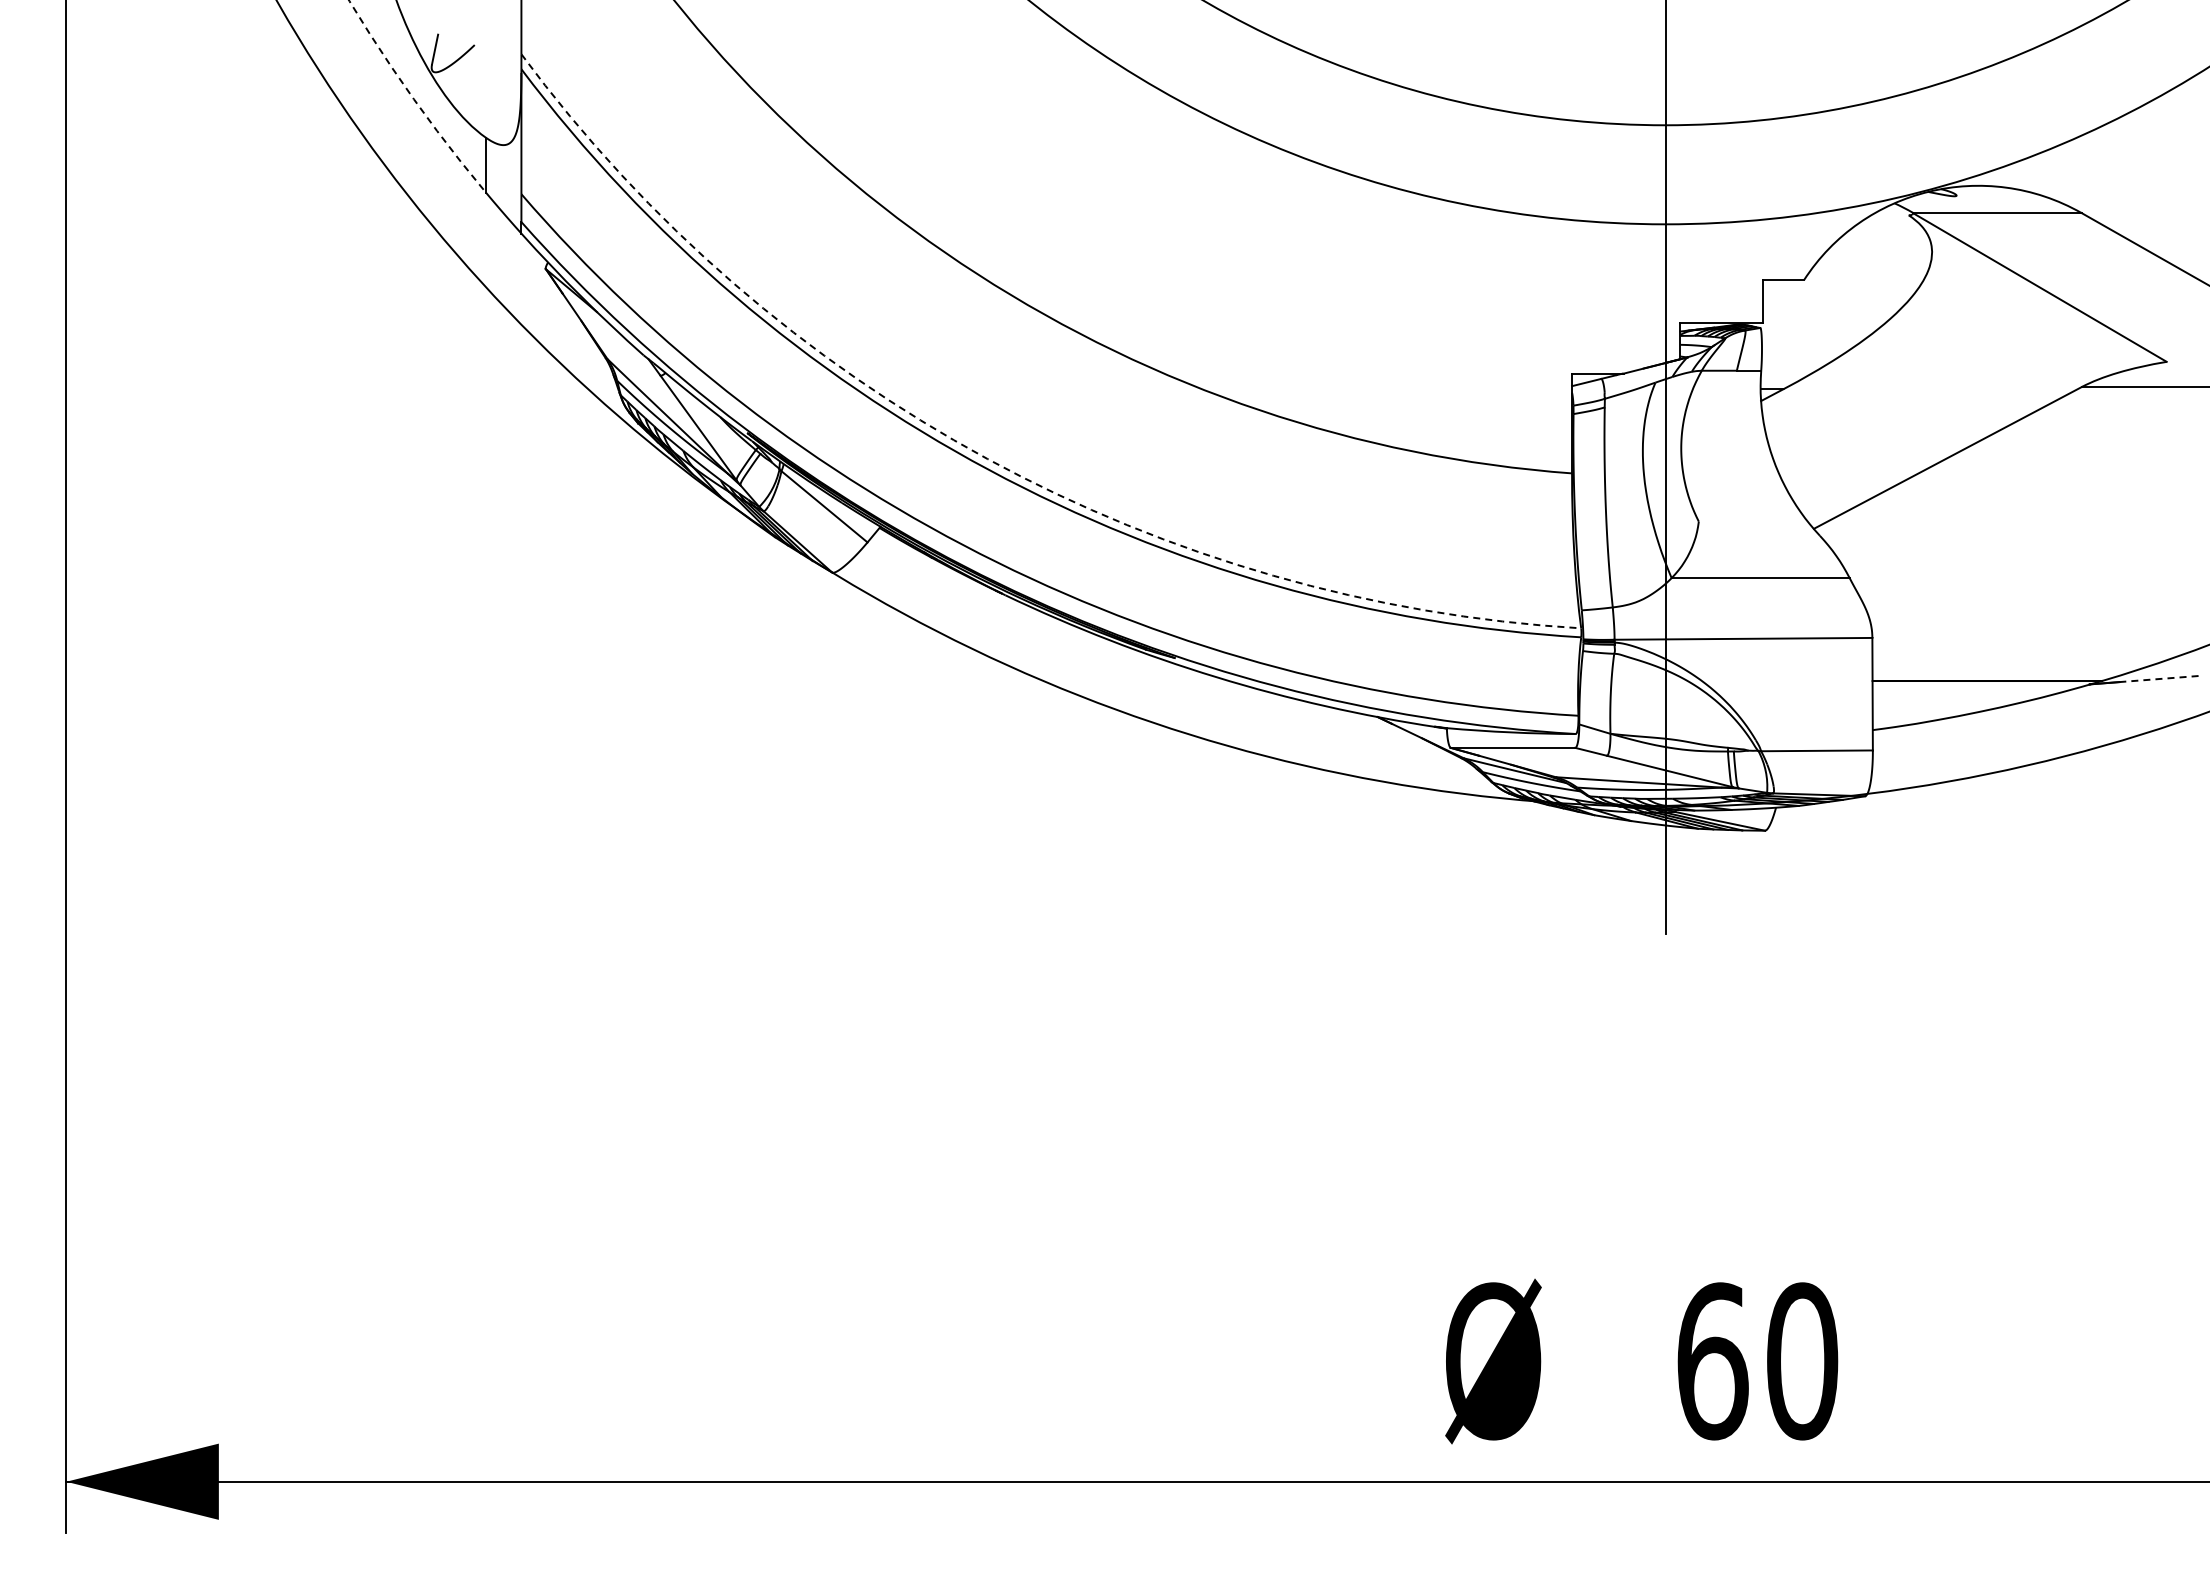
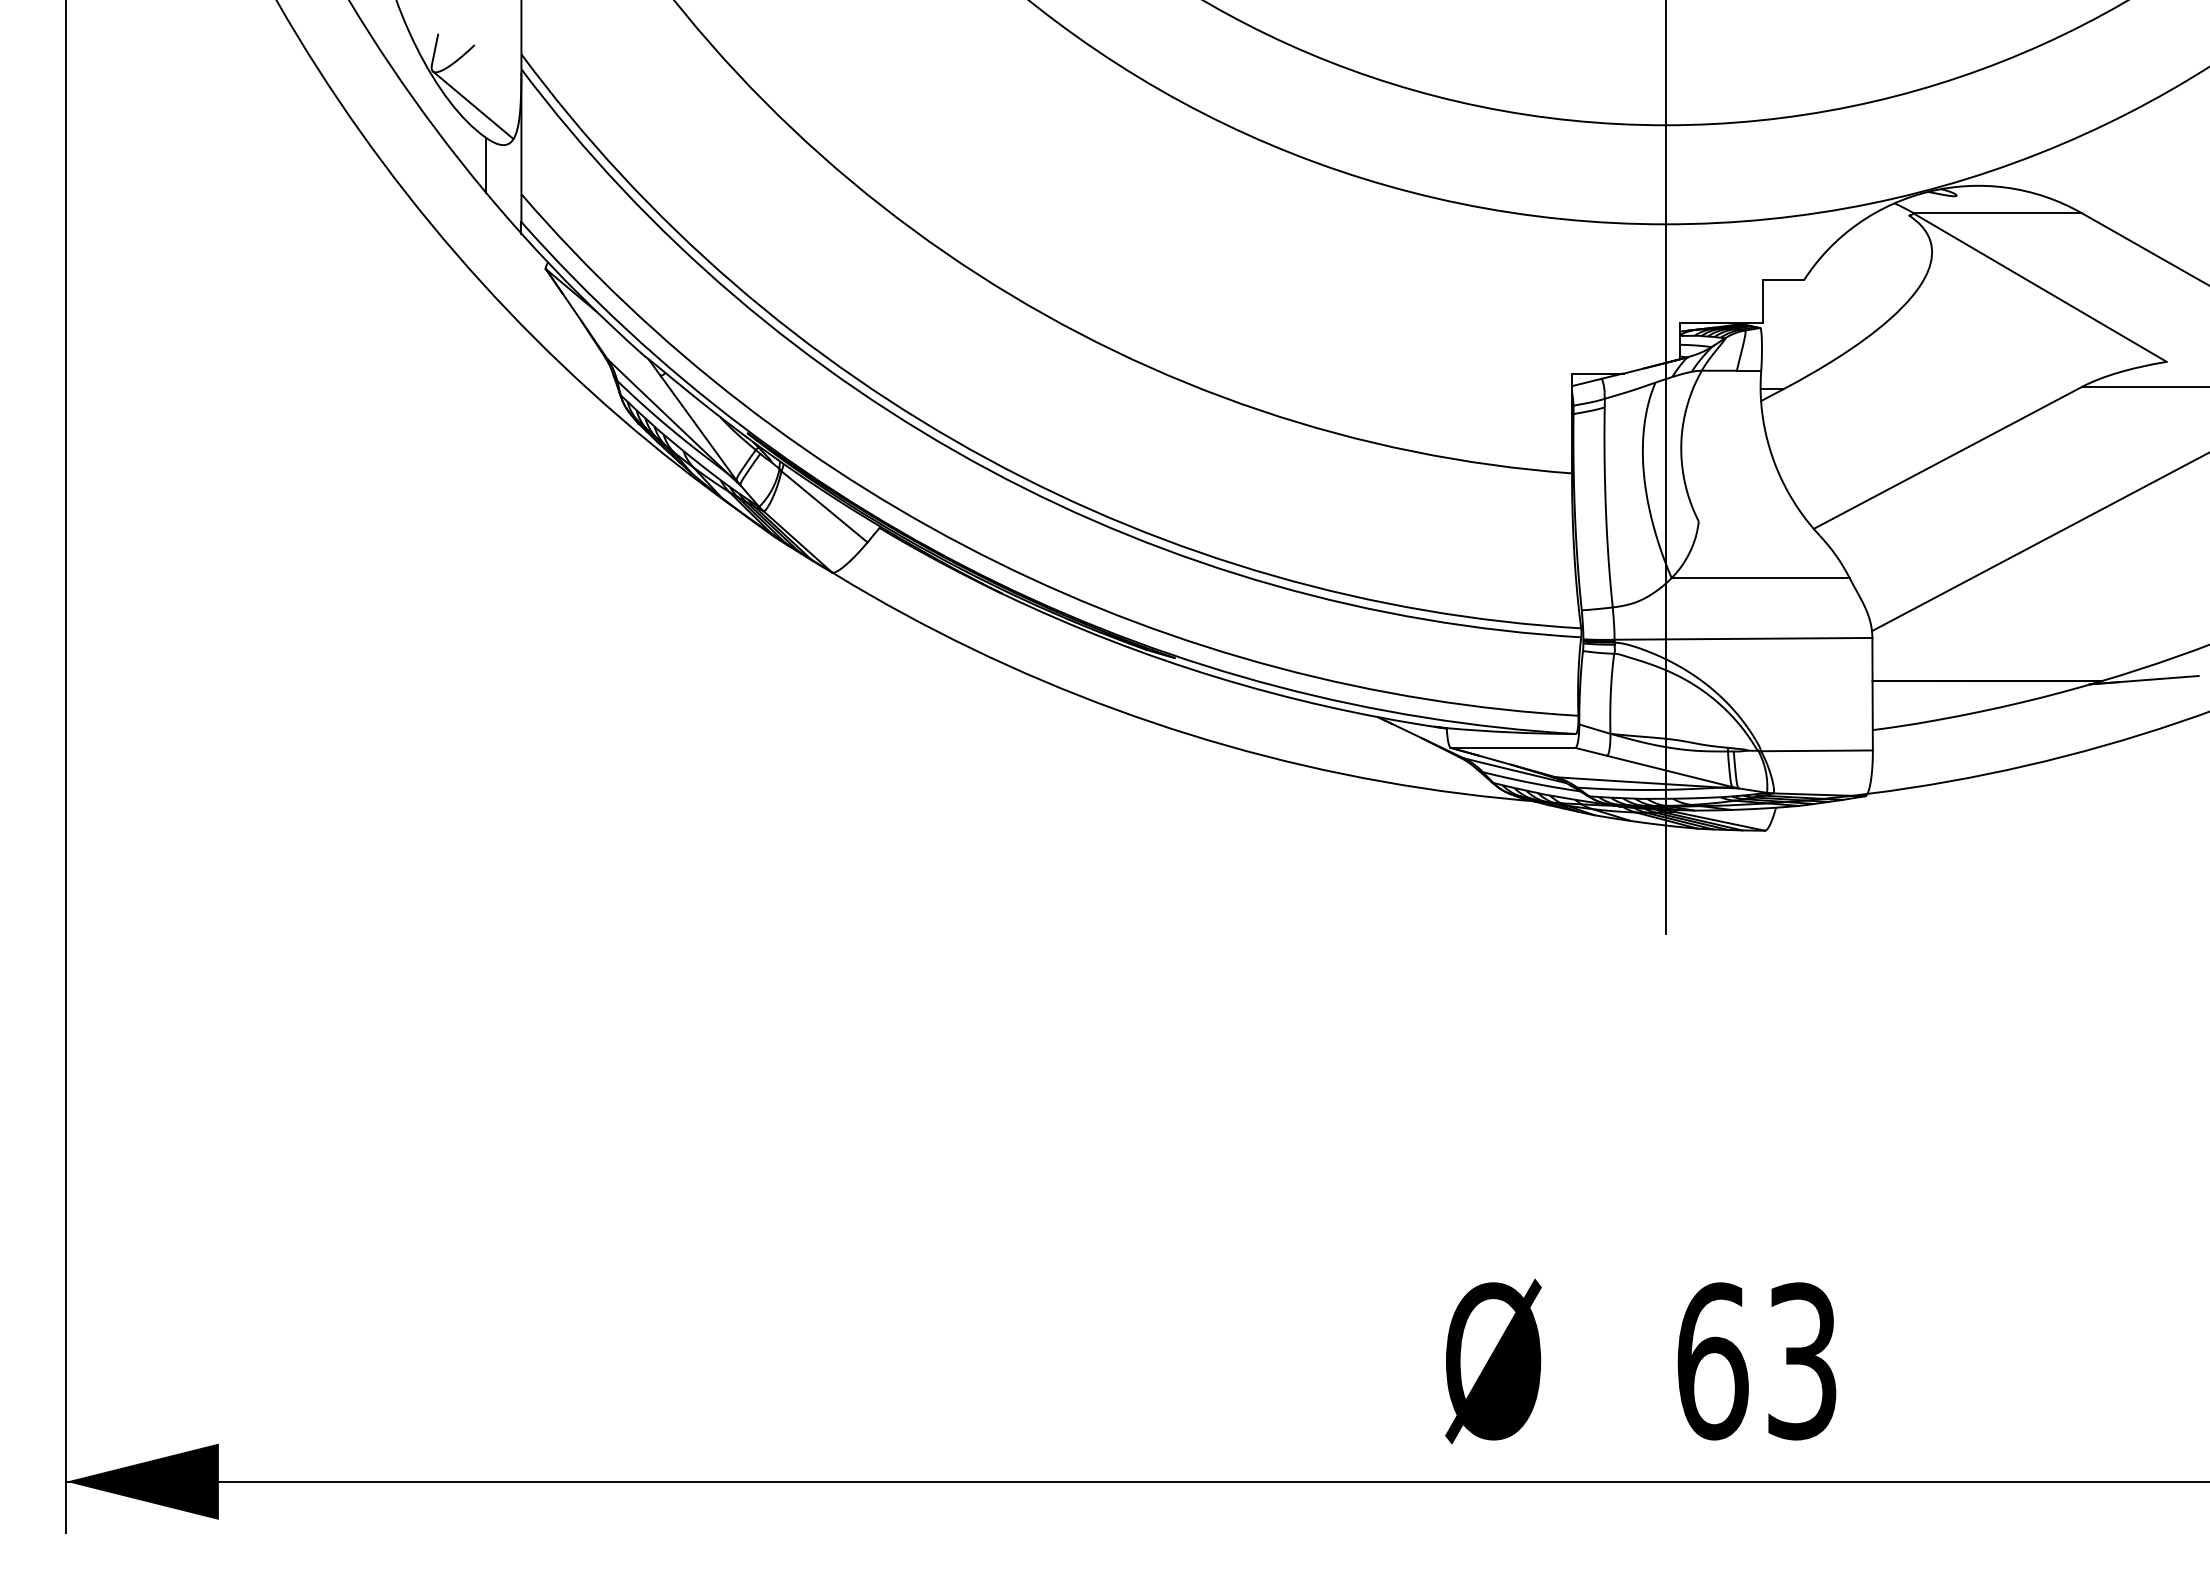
arc: dashed -> solid (413, 99)
line: none -> present (473, 105)
arc: dashed -> solid (987, 459)
line: none -> present (2038, 542)
line: dashed -> solid (2159, 679)
text: 60 -> 63 (1802, 1361)
